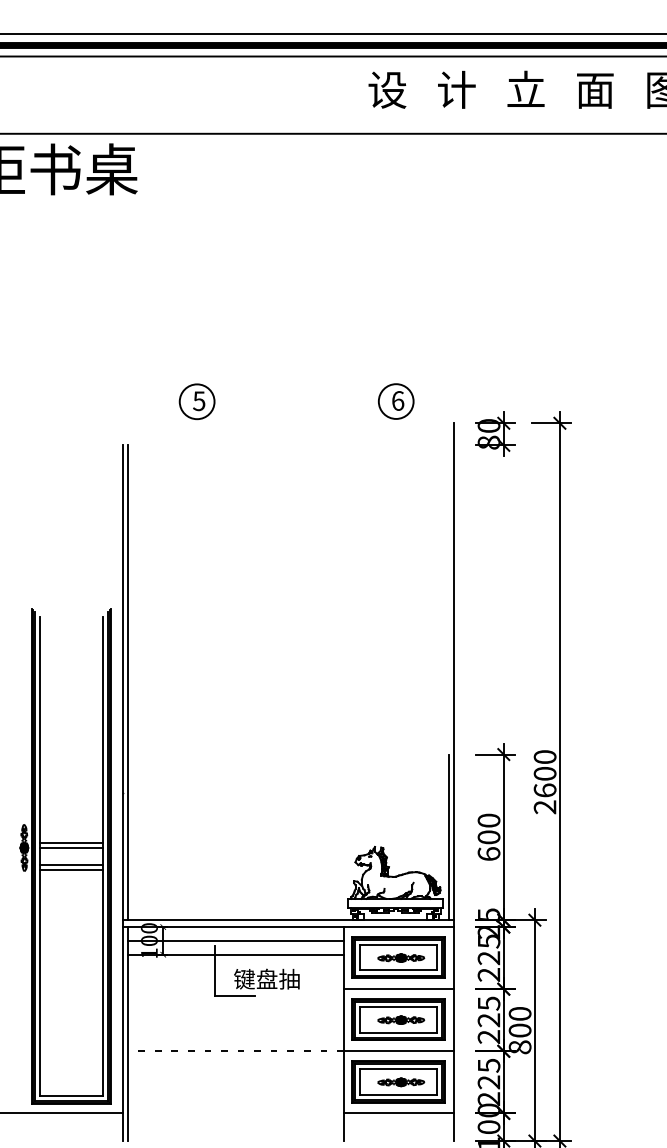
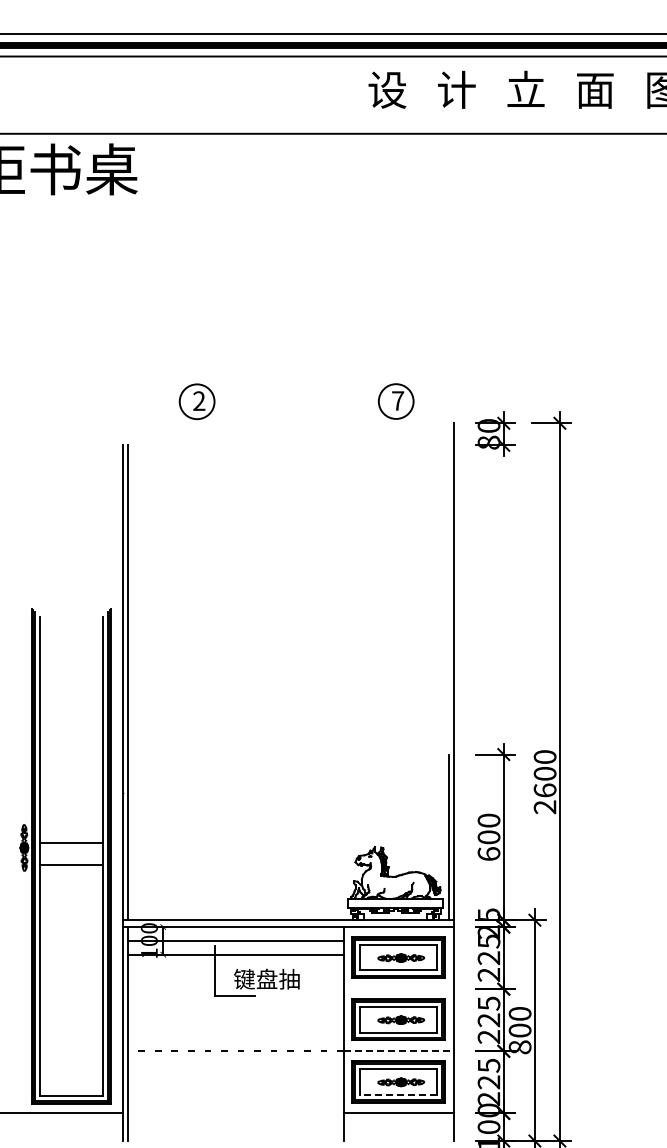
text: 6 -> 7 (398, 400)
text: 5 -> 2 (199, 401)
line: present -> none (70, 848)
line: present -> none (70, 870)
line: present -> none (398, 989)
line: solid -> dashed (399, 1051)
line: solid -> dashed (398, 1094)
